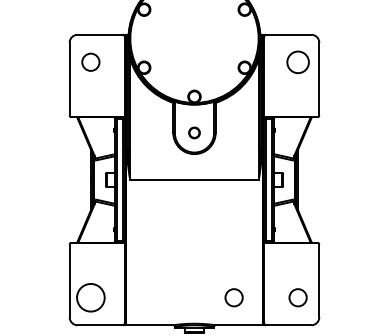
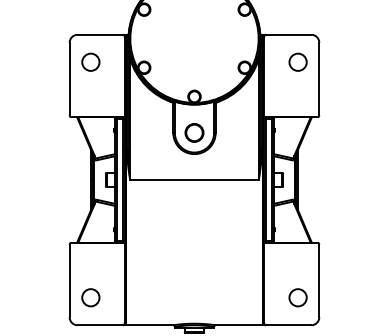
circle size: 24x24 px -> 20x20 px (297, 61)
circle size: 13x14 px -> 21x20 px (194, 132)
circle diameter: 28 px -> 17 px (90, 297)
circle: present -> none (233, 297)
